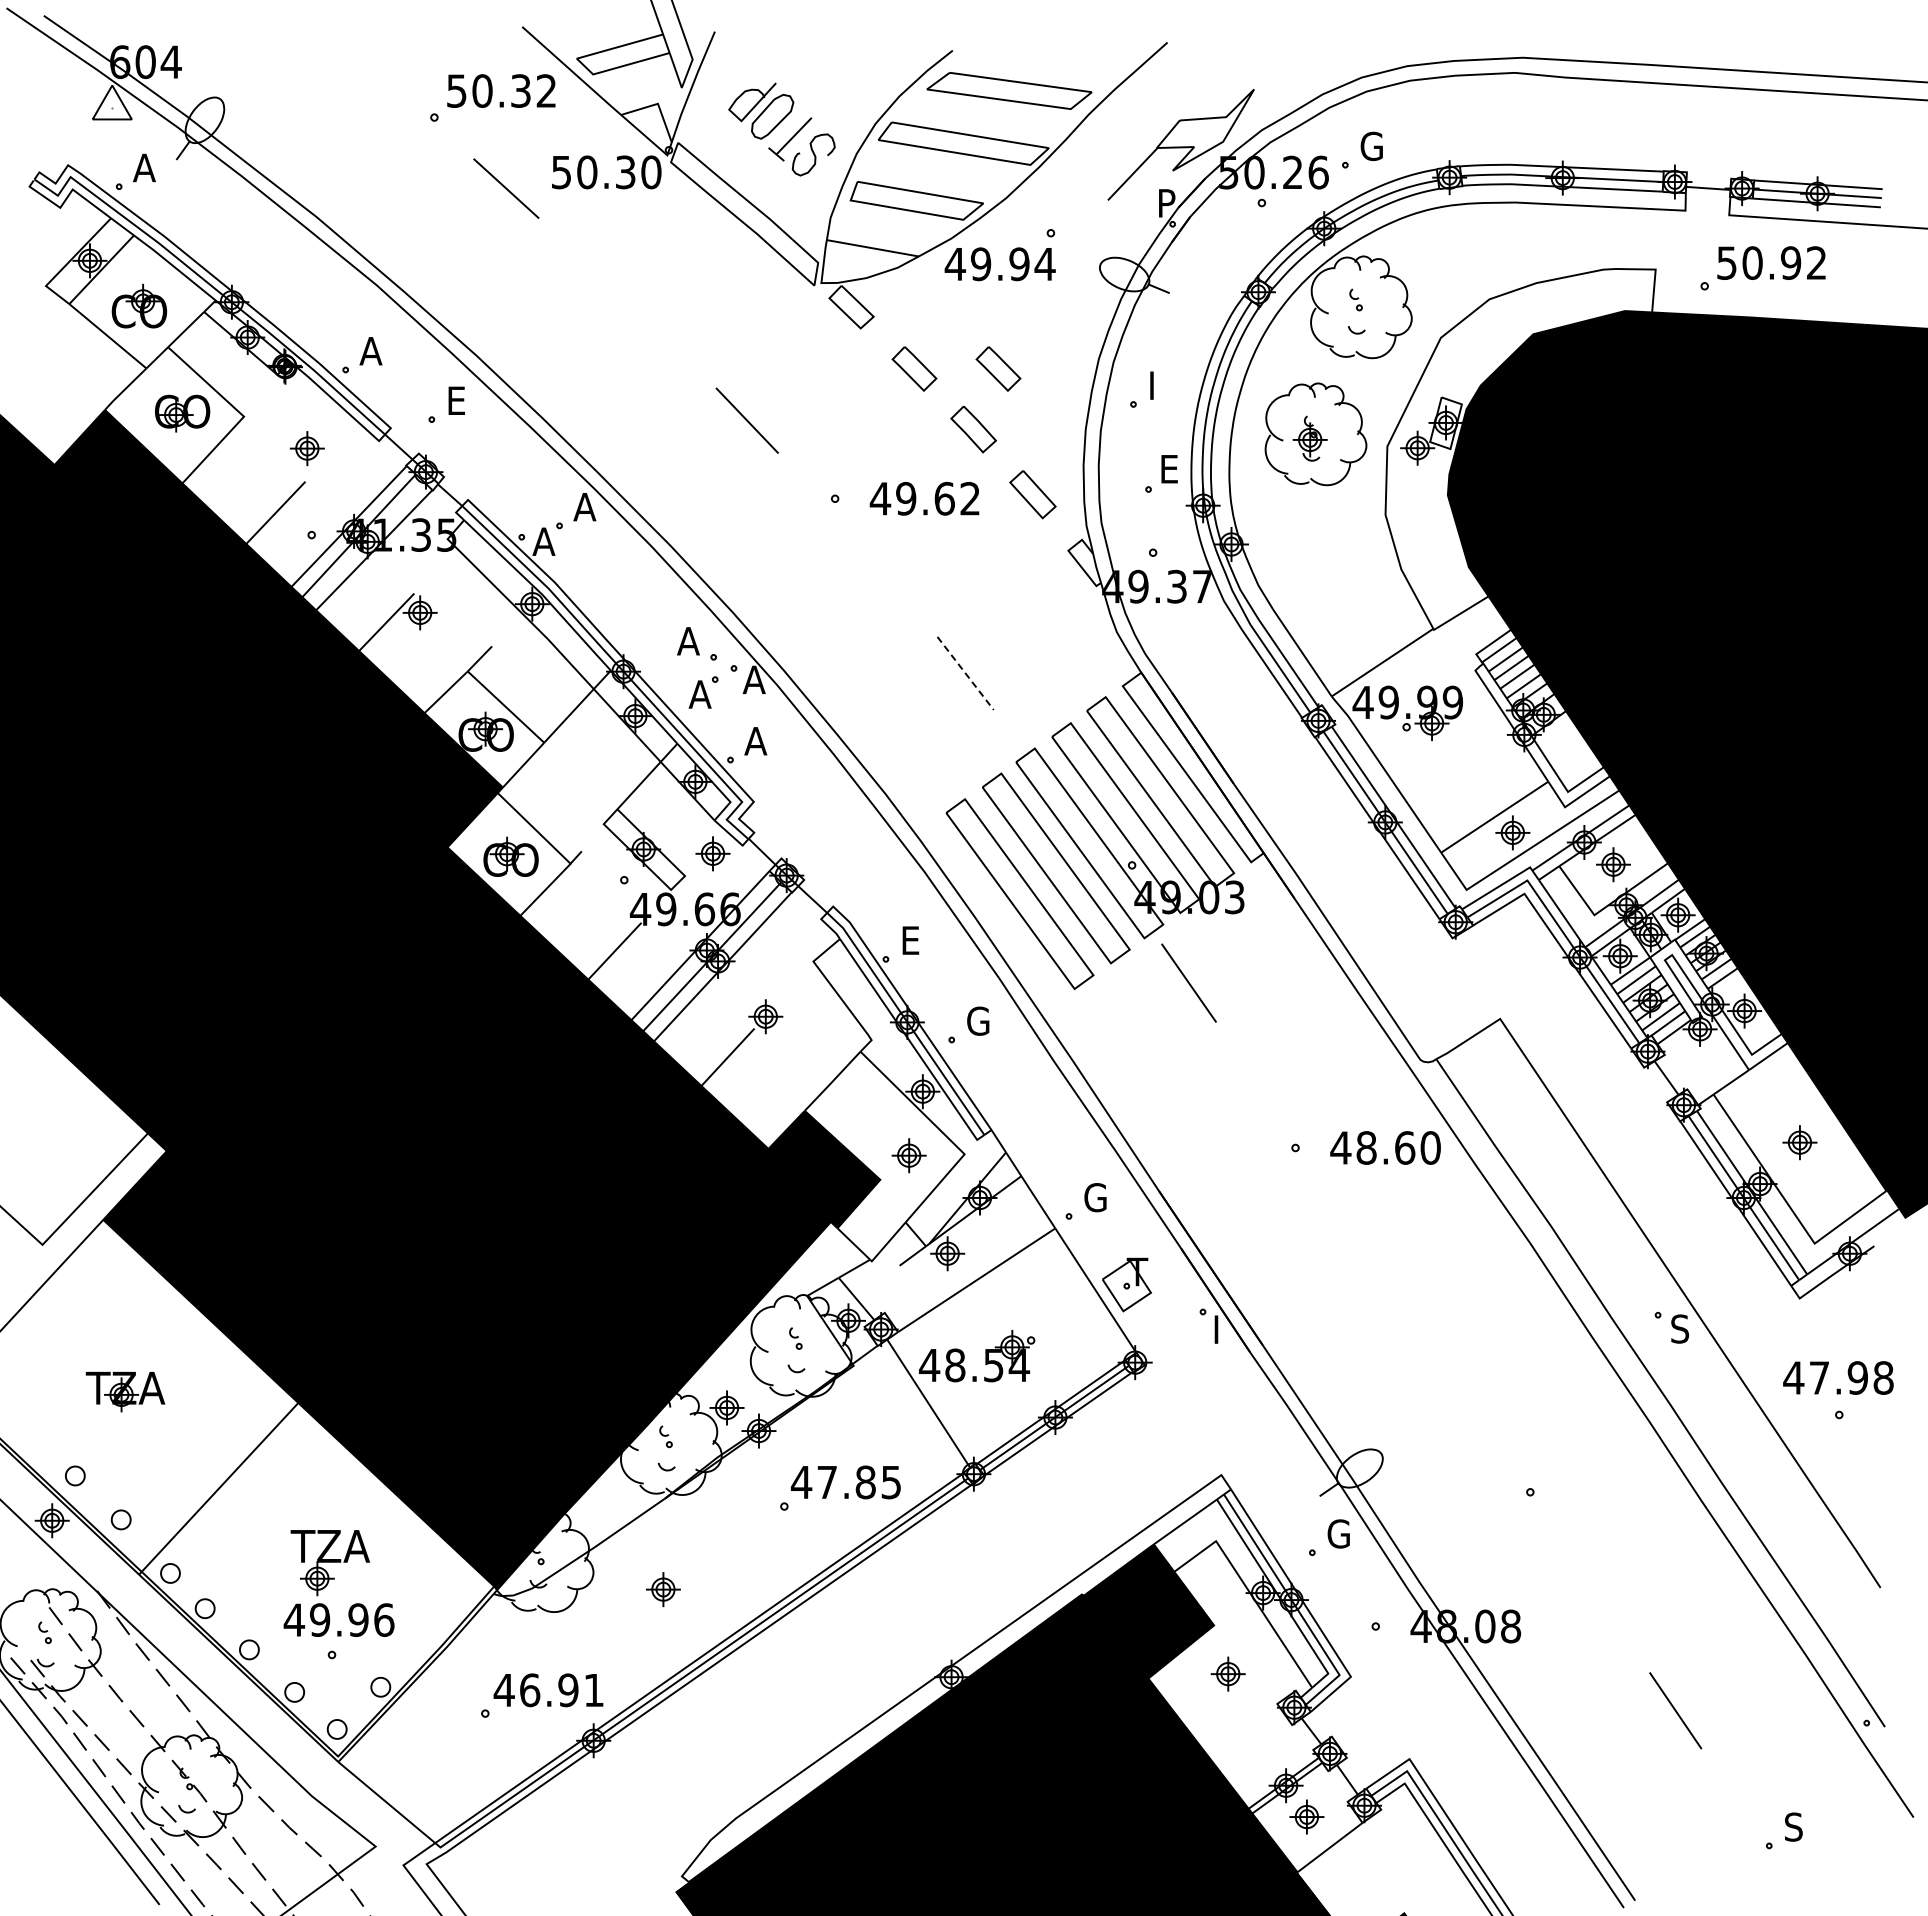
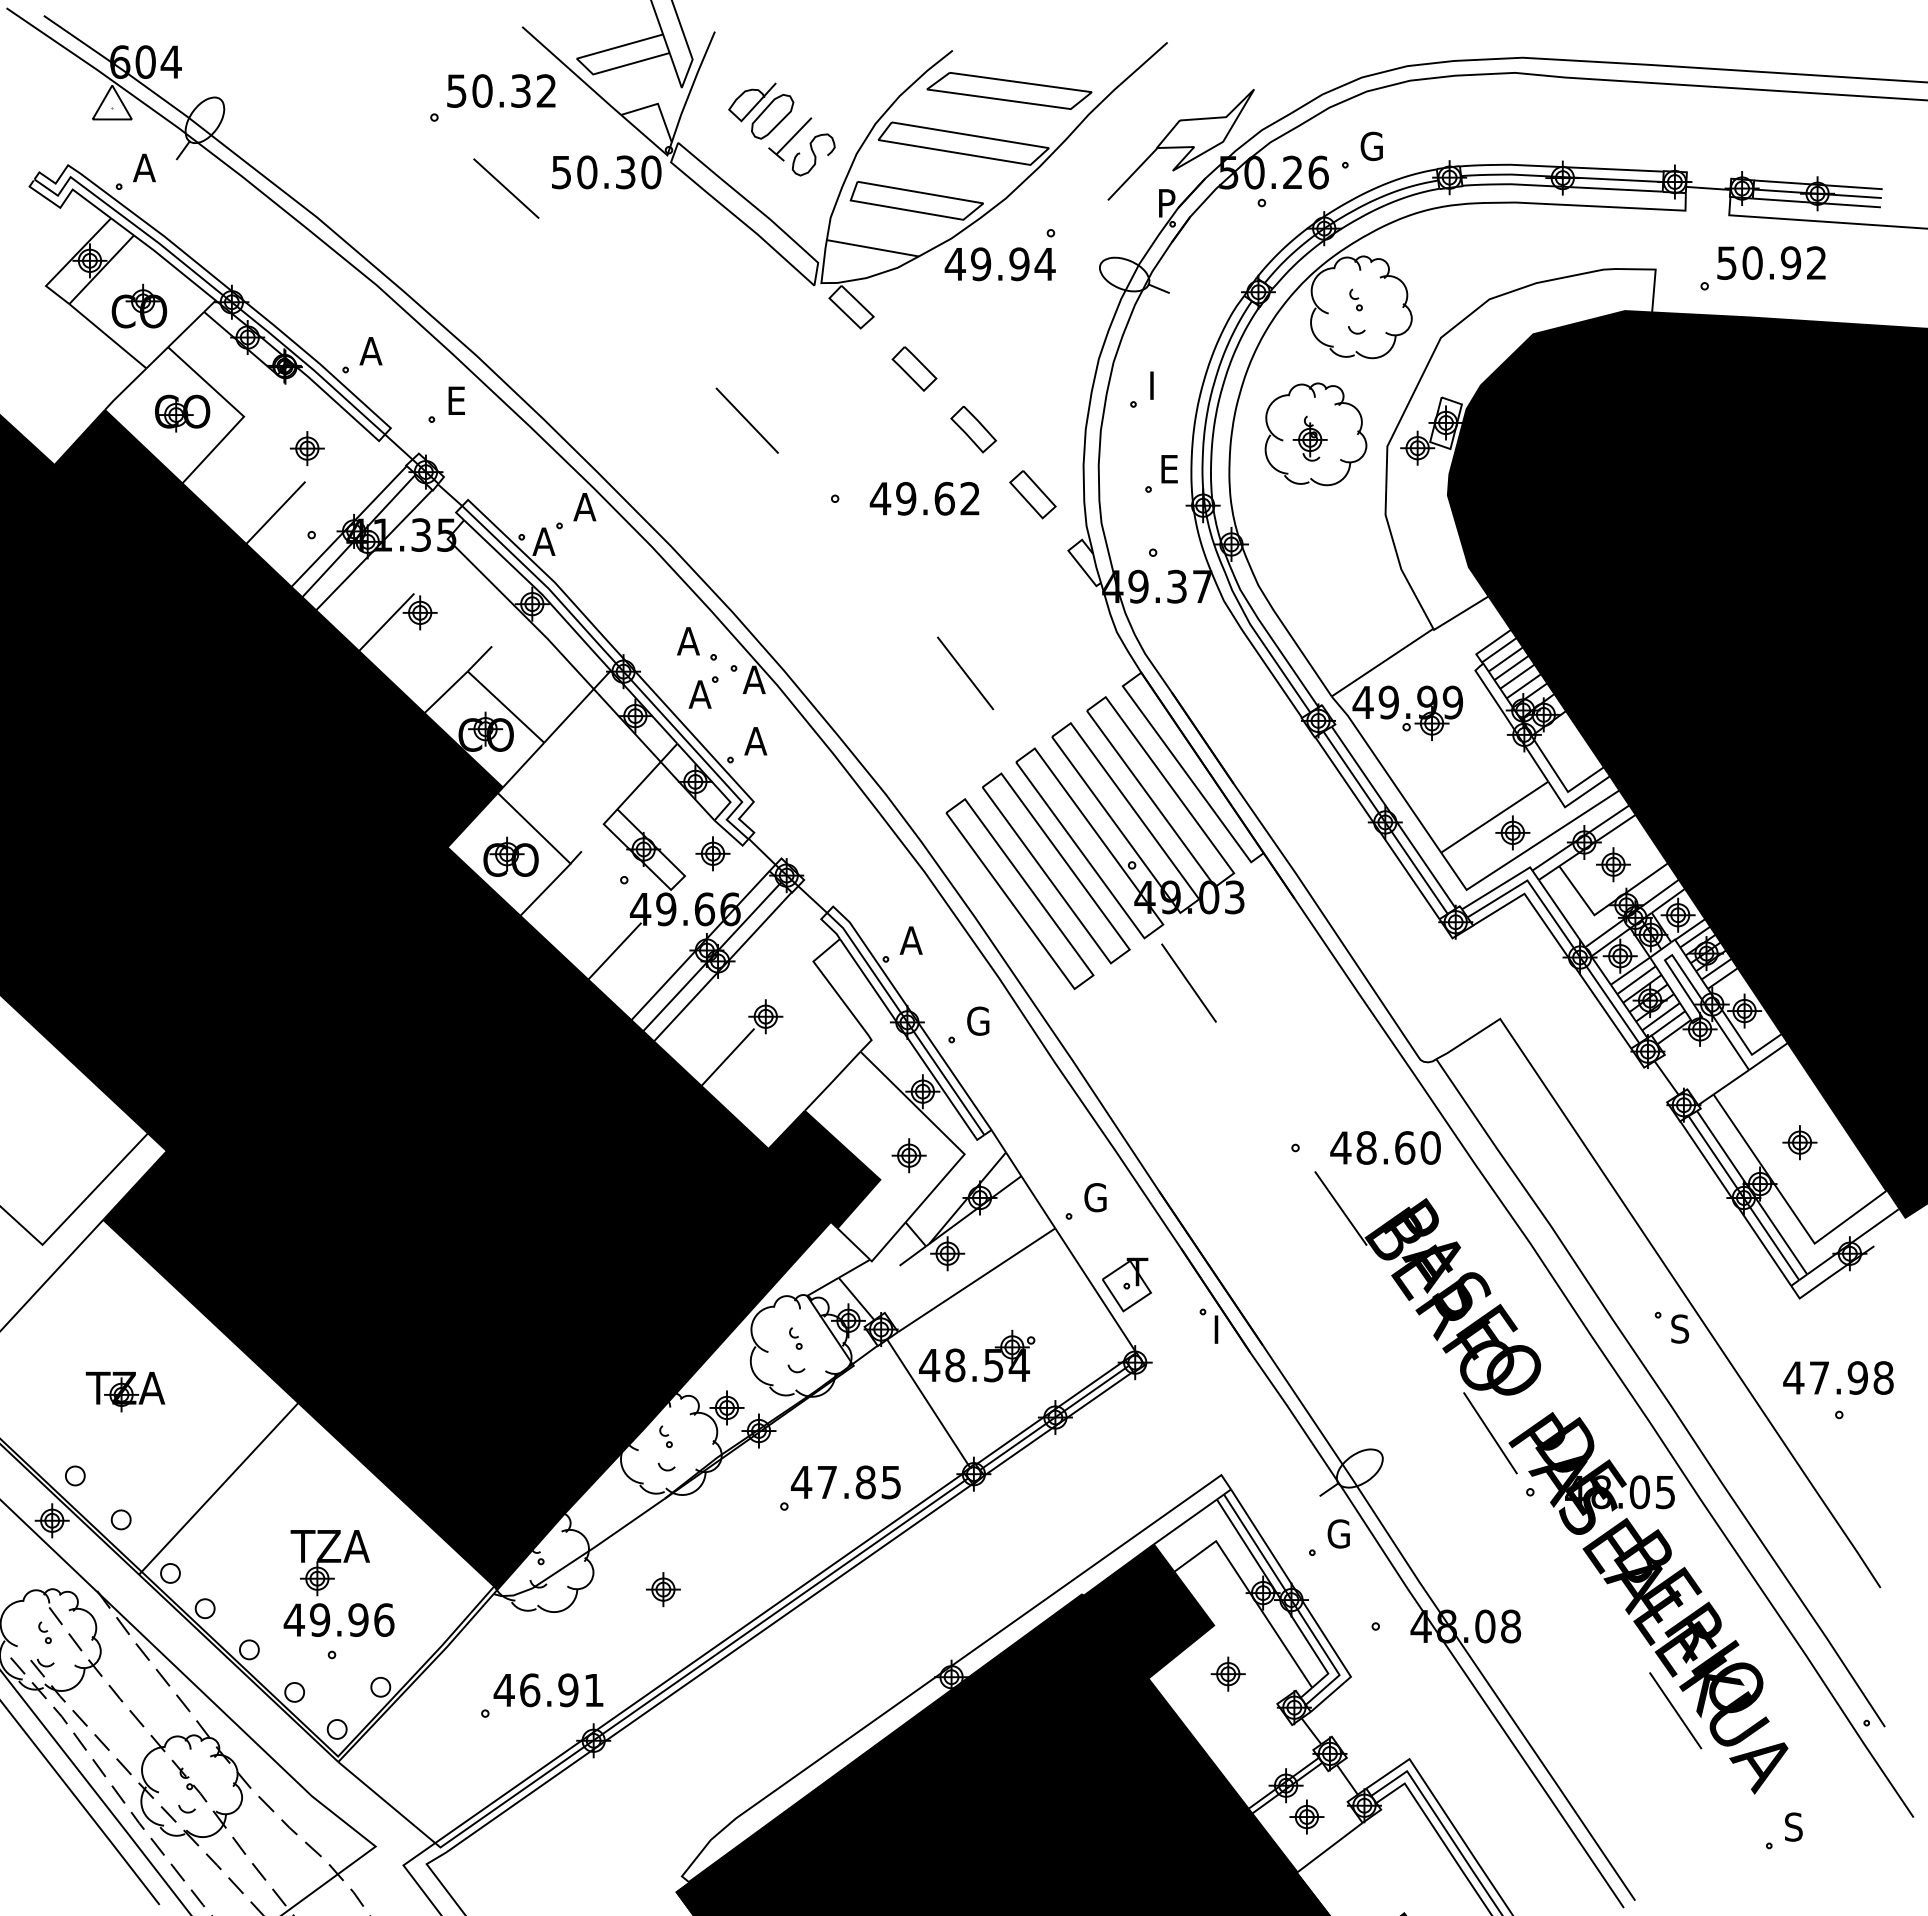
part: present -> none (998, 368)
line: dashed -> solid (965, 673)
text: E -> A (910, 940)
part: none -> present (1551, 1482)
